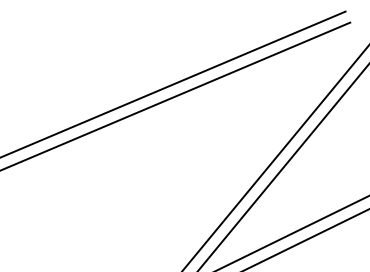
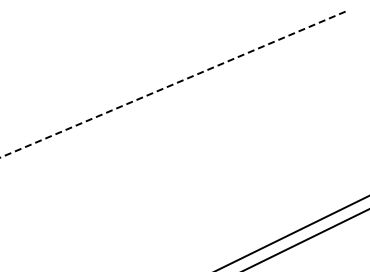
line: solid -> dashed (172, 84)
line: present -> none (176, 95)
line: present -> none (275, 158)
line: present -> none (283, 167)
